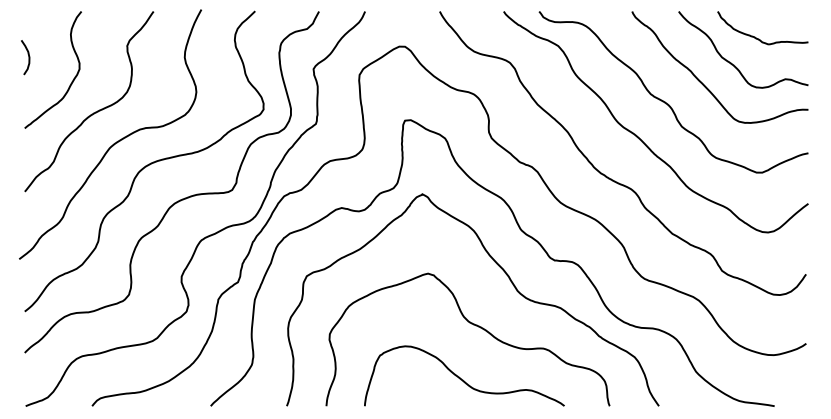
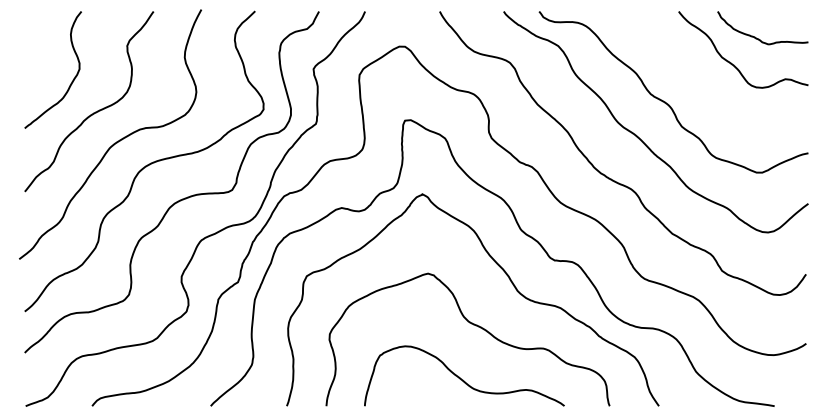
curve: present -> none (28, 57)
curve: present -> none (703, 83)
